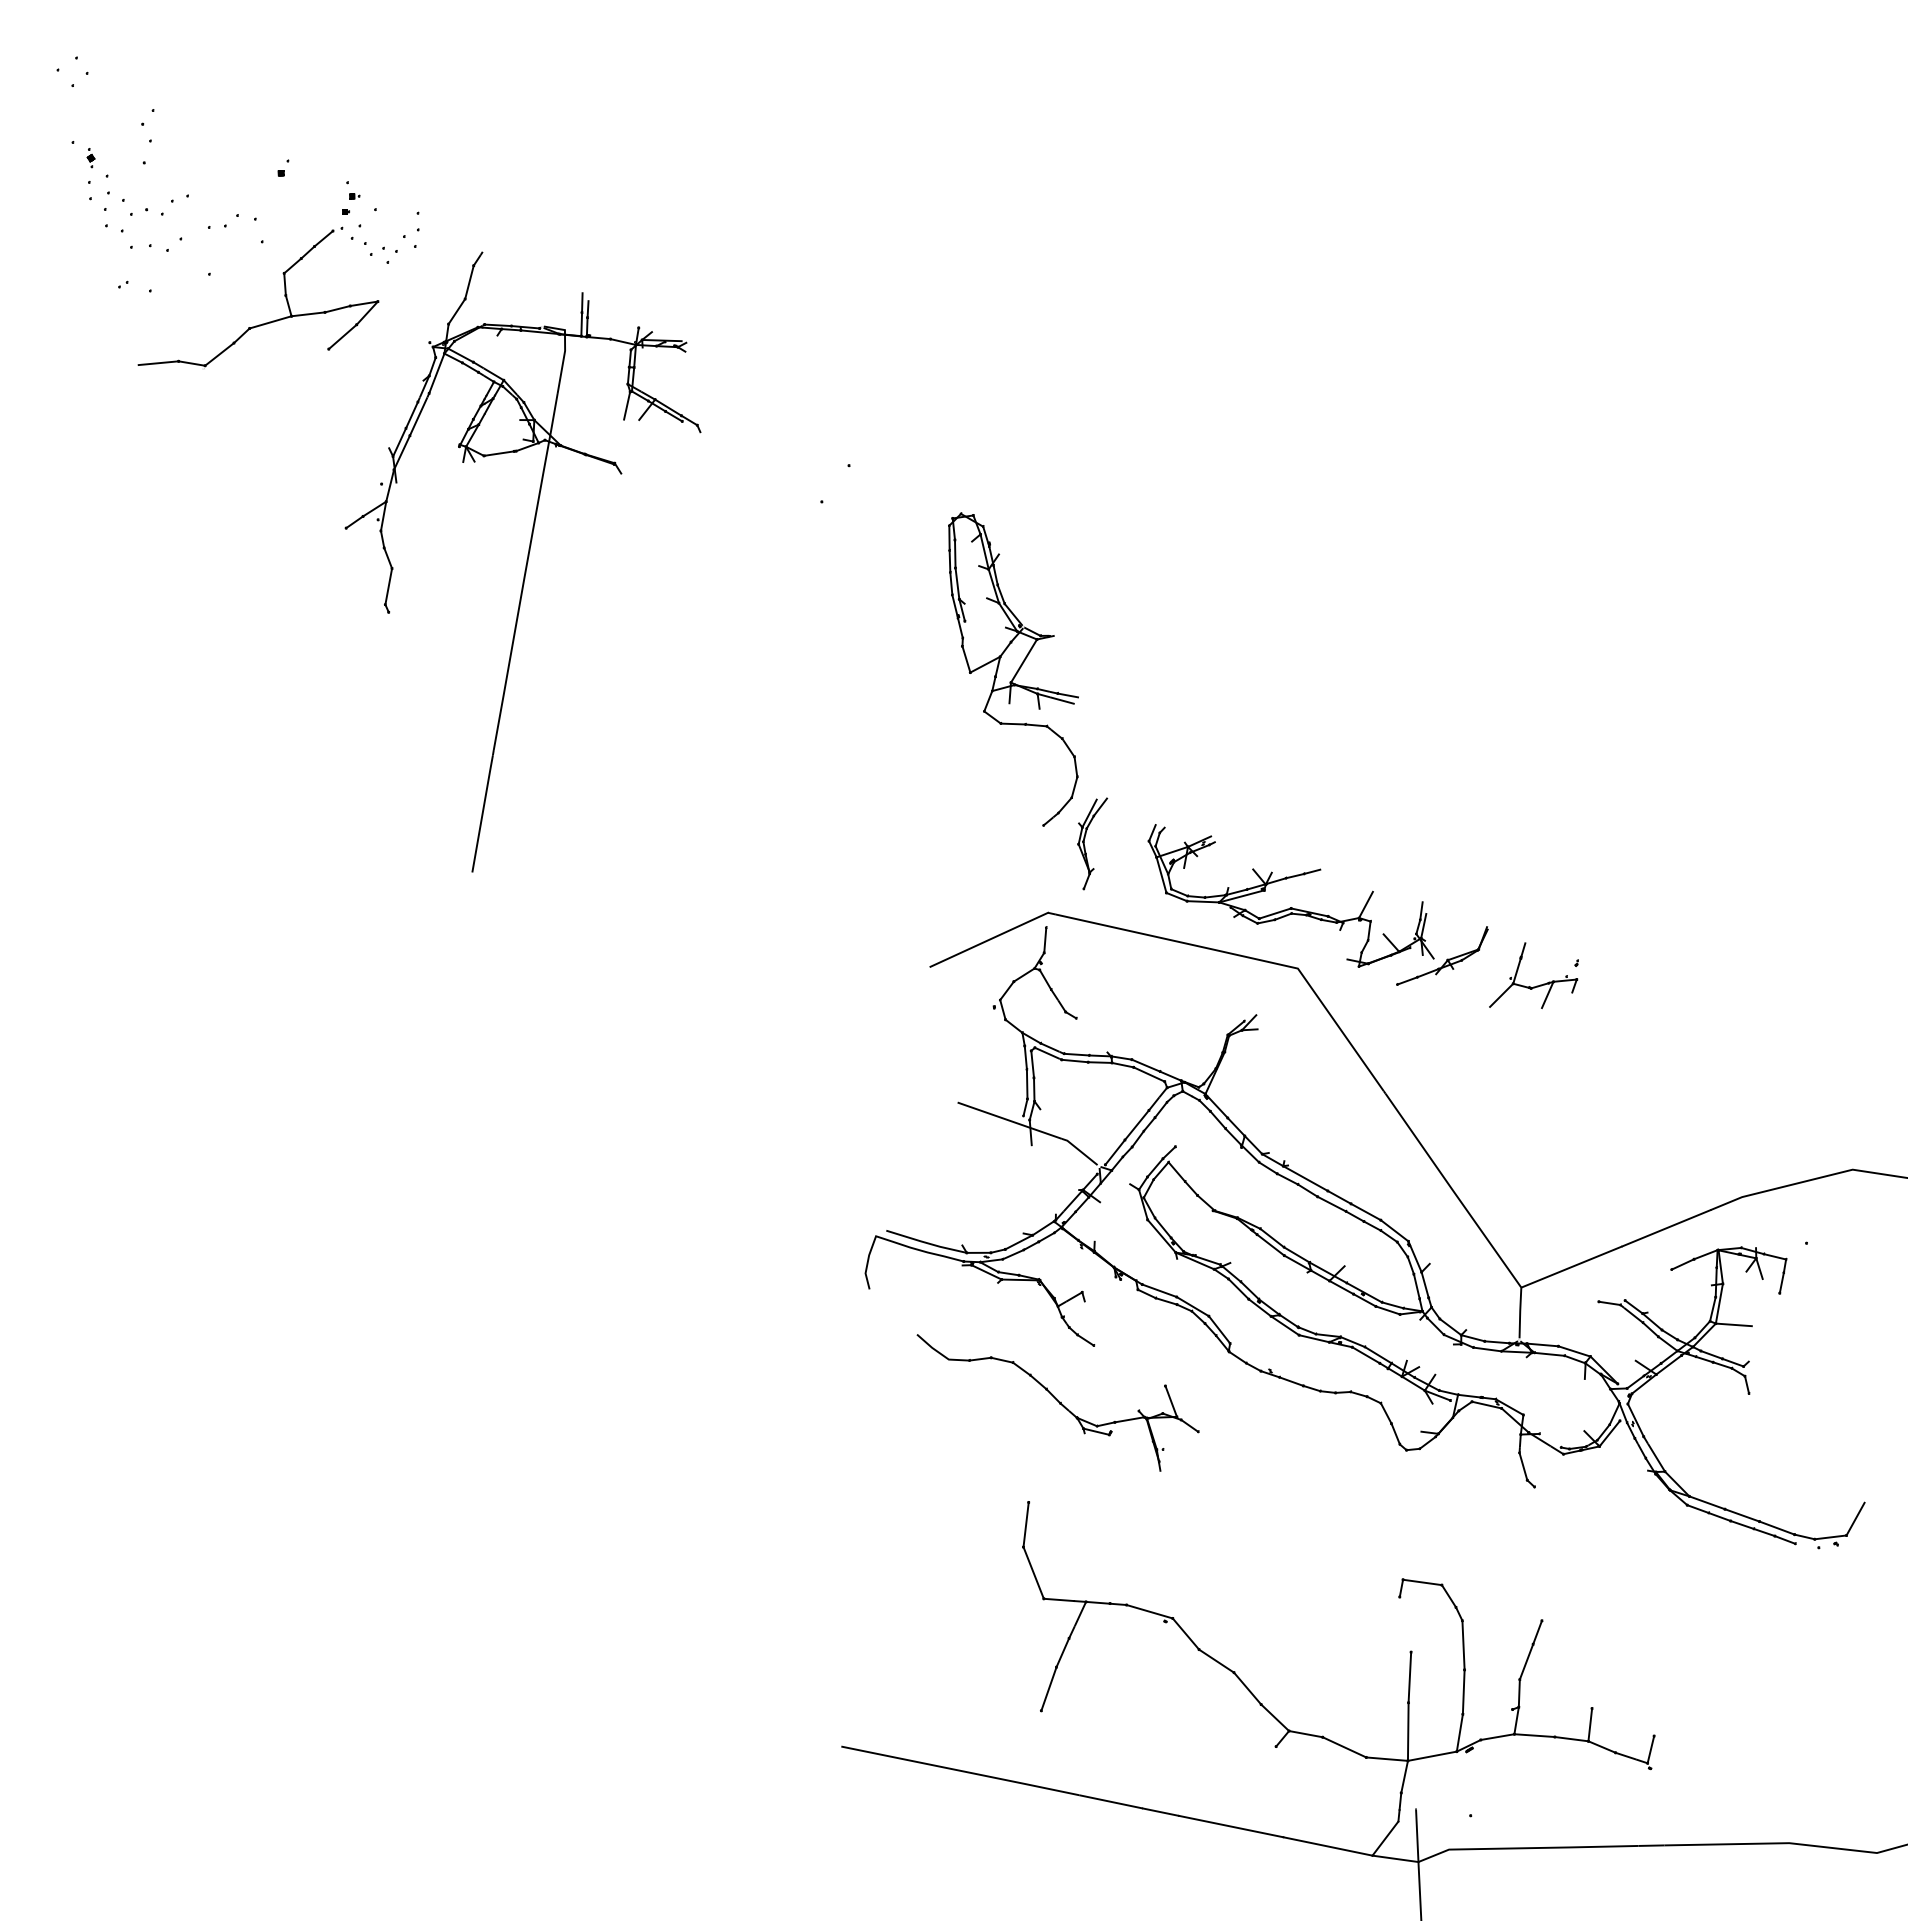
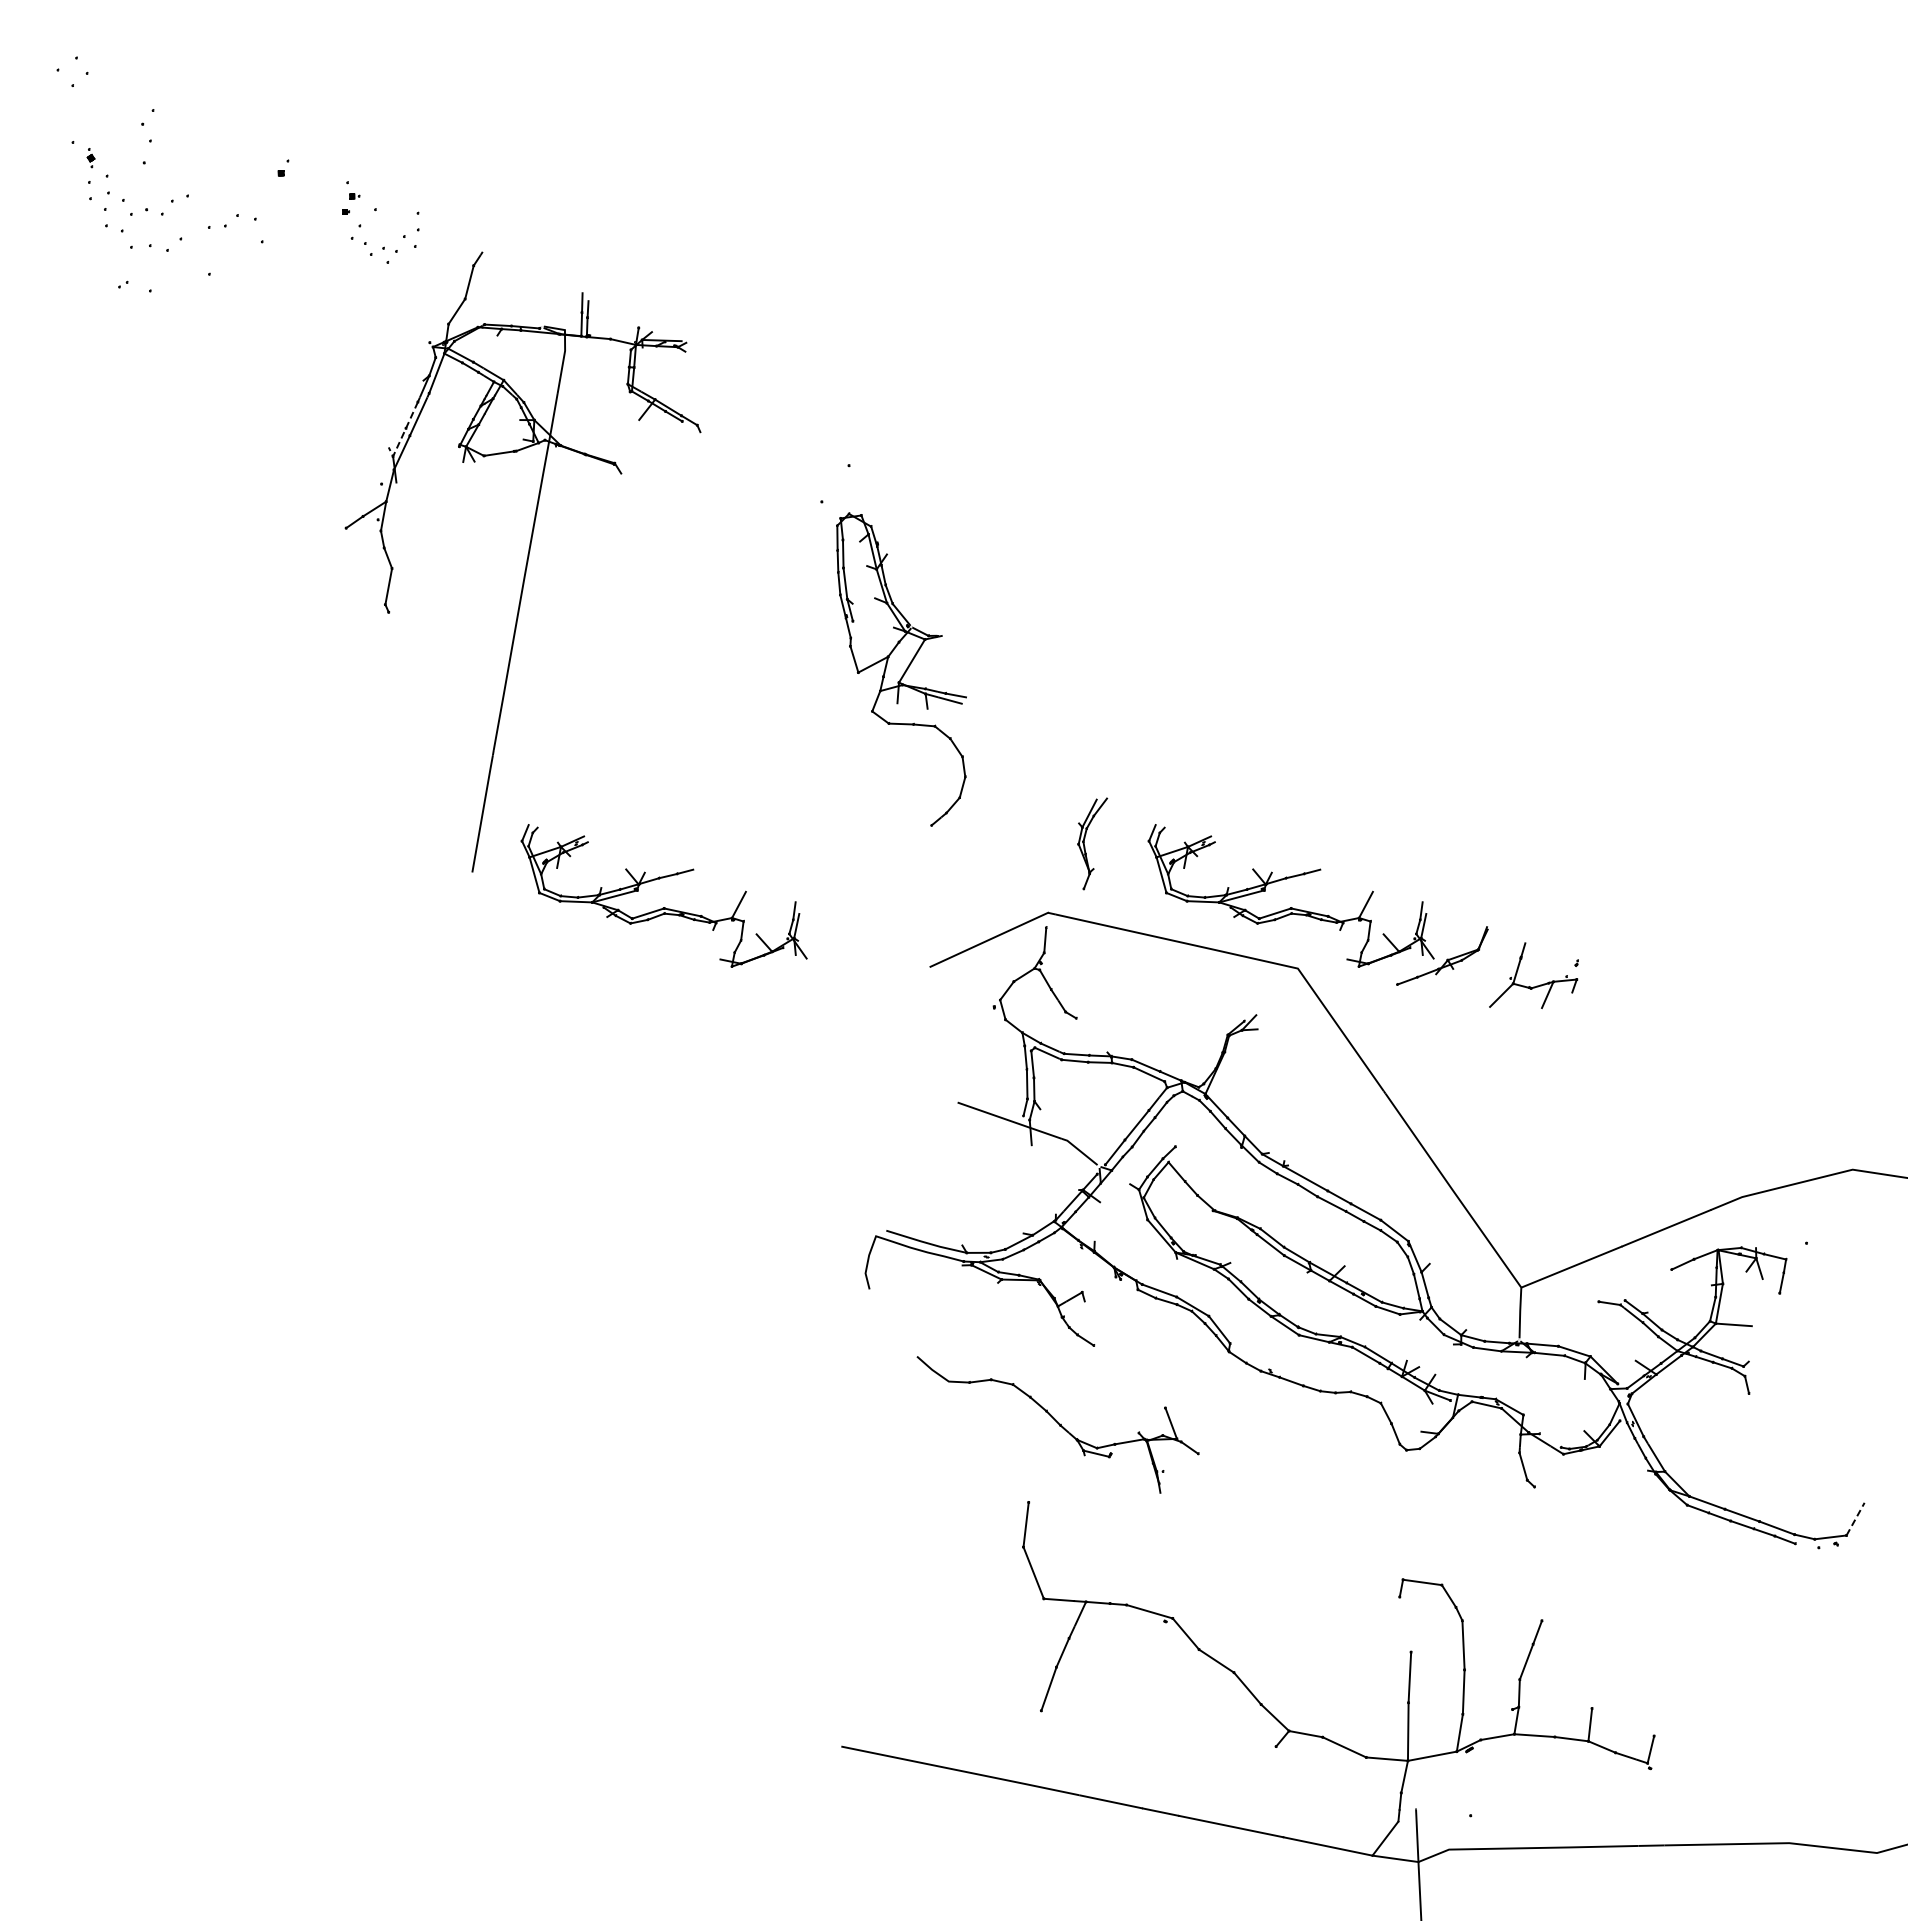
part: present -> none (265, 322)
line: present -> none (627, 405)
line: solid -> dashed (403, 434)
part position: (1013, 669) -> (901, 669) (901, 669)
part: none -> present (663, 907)
part position: (1057, 1402) -> (1057, 1424) (1057, 1424)
line: solid -> dashed (1855, 1519)
